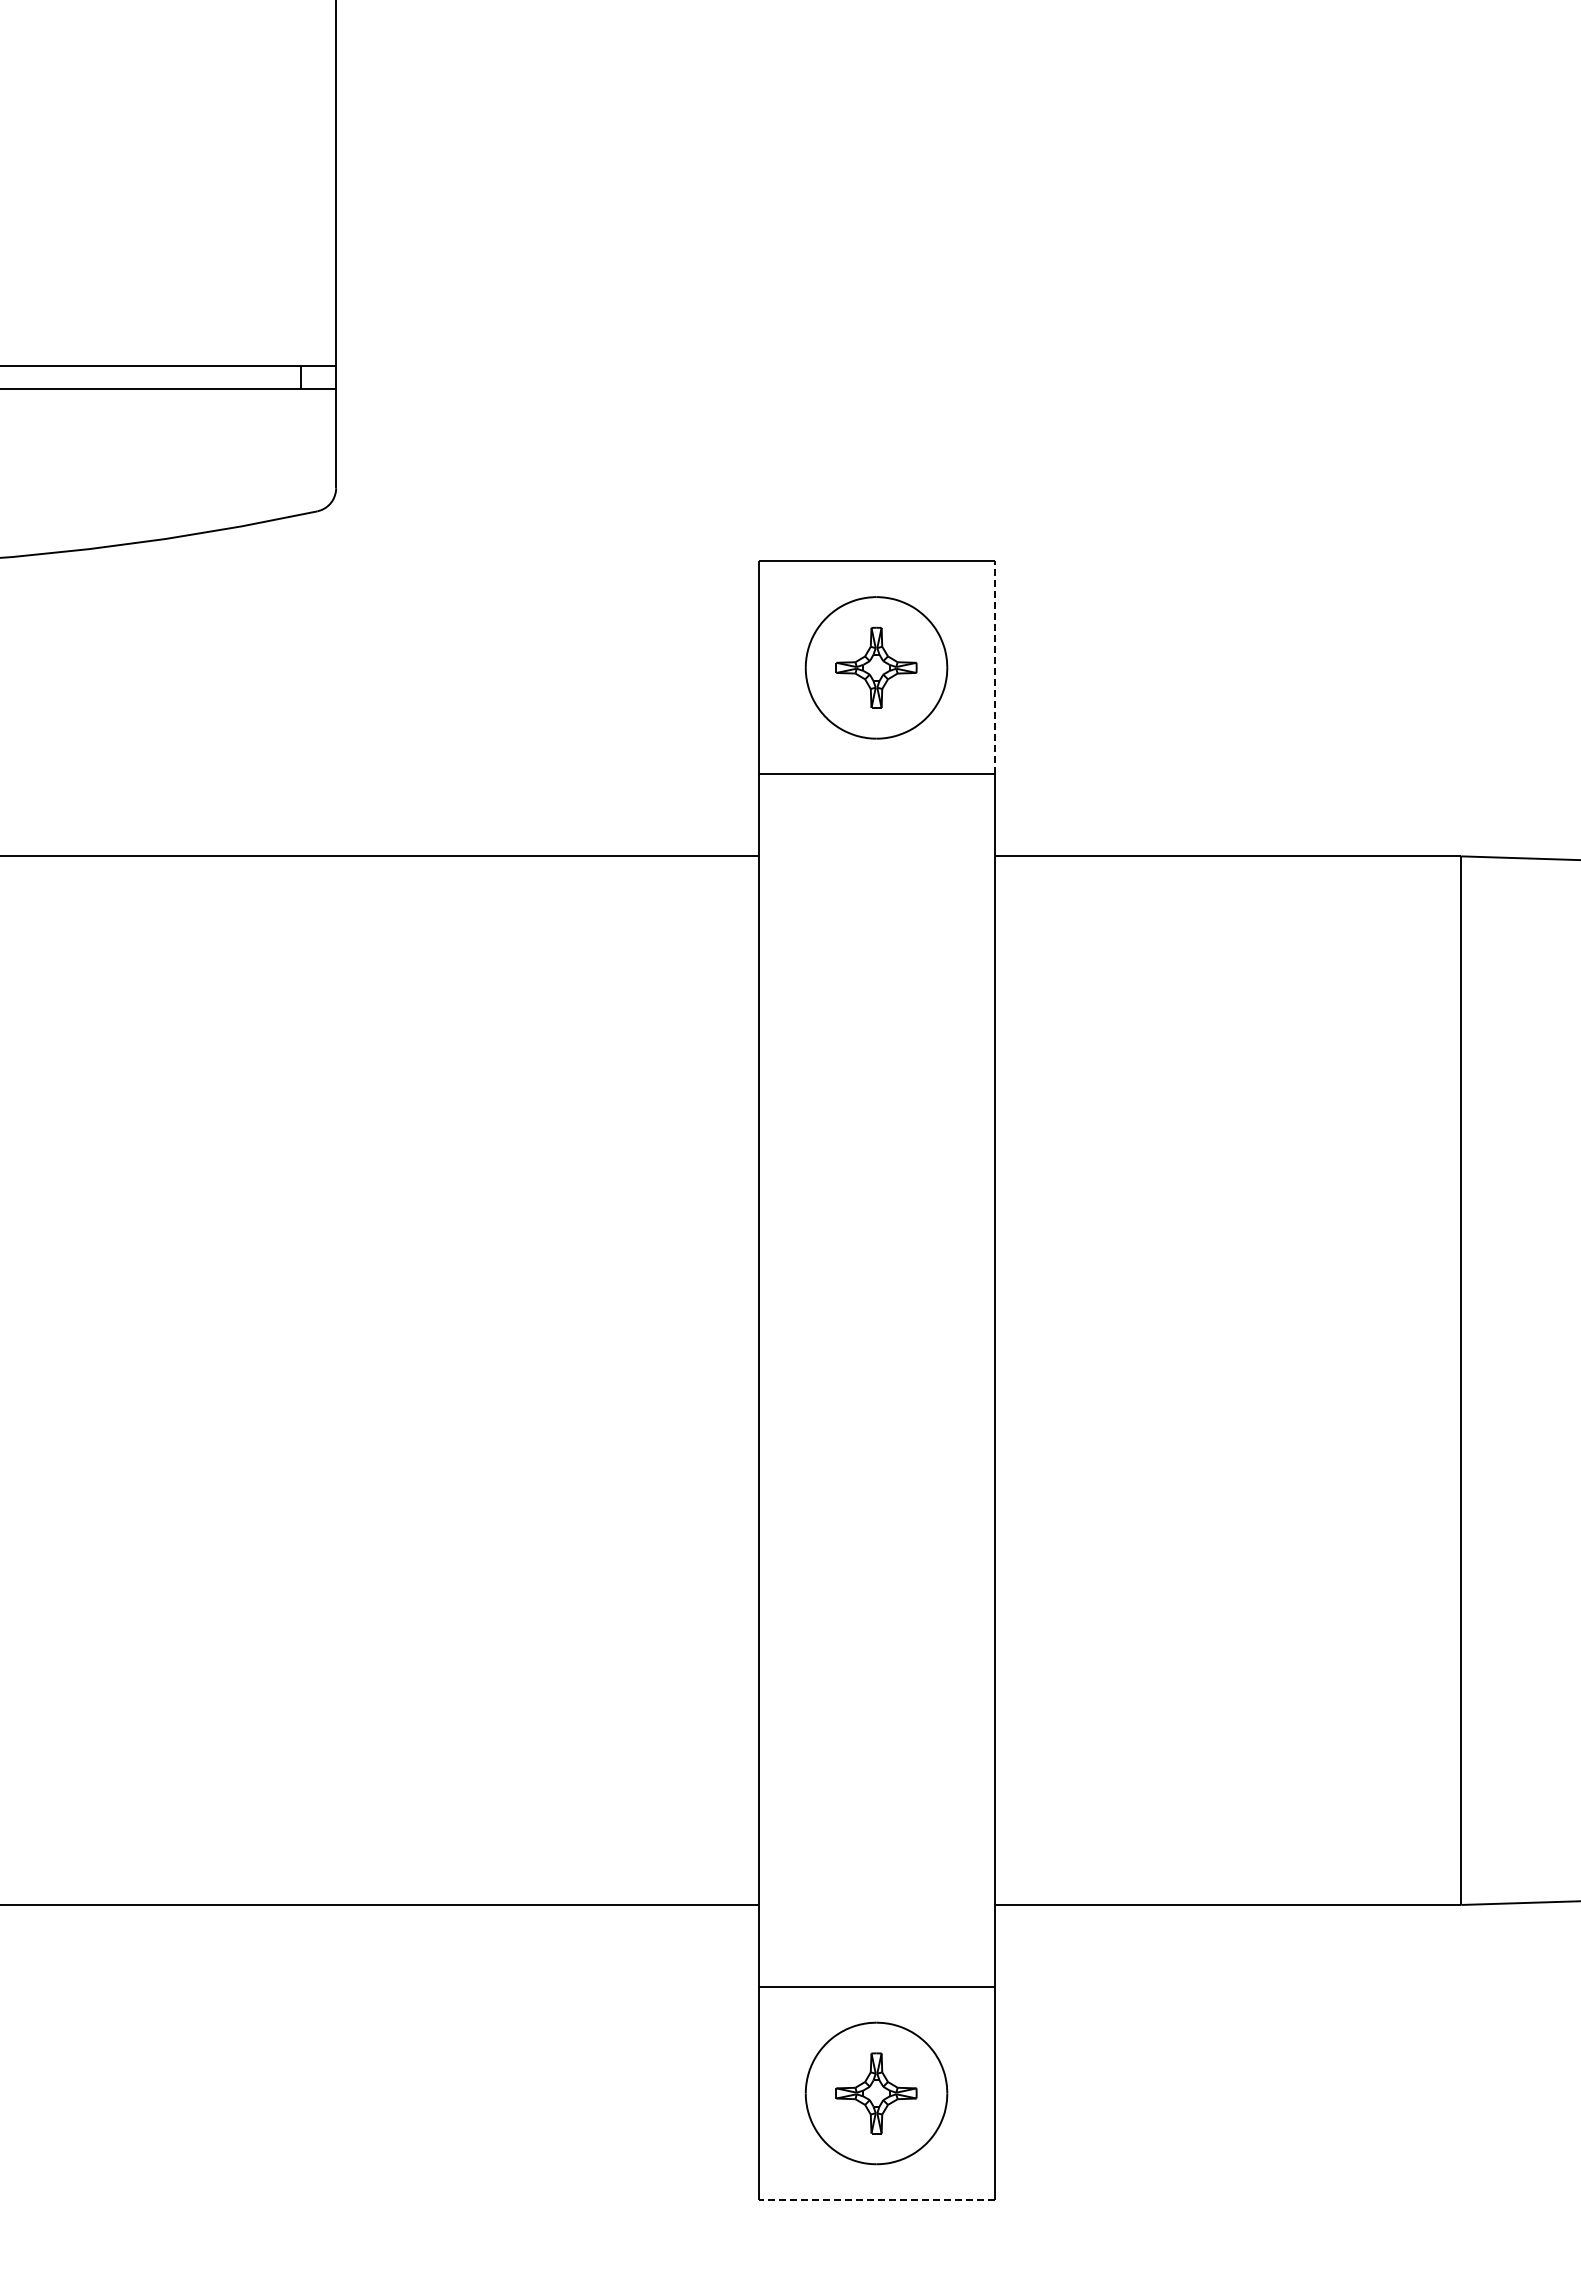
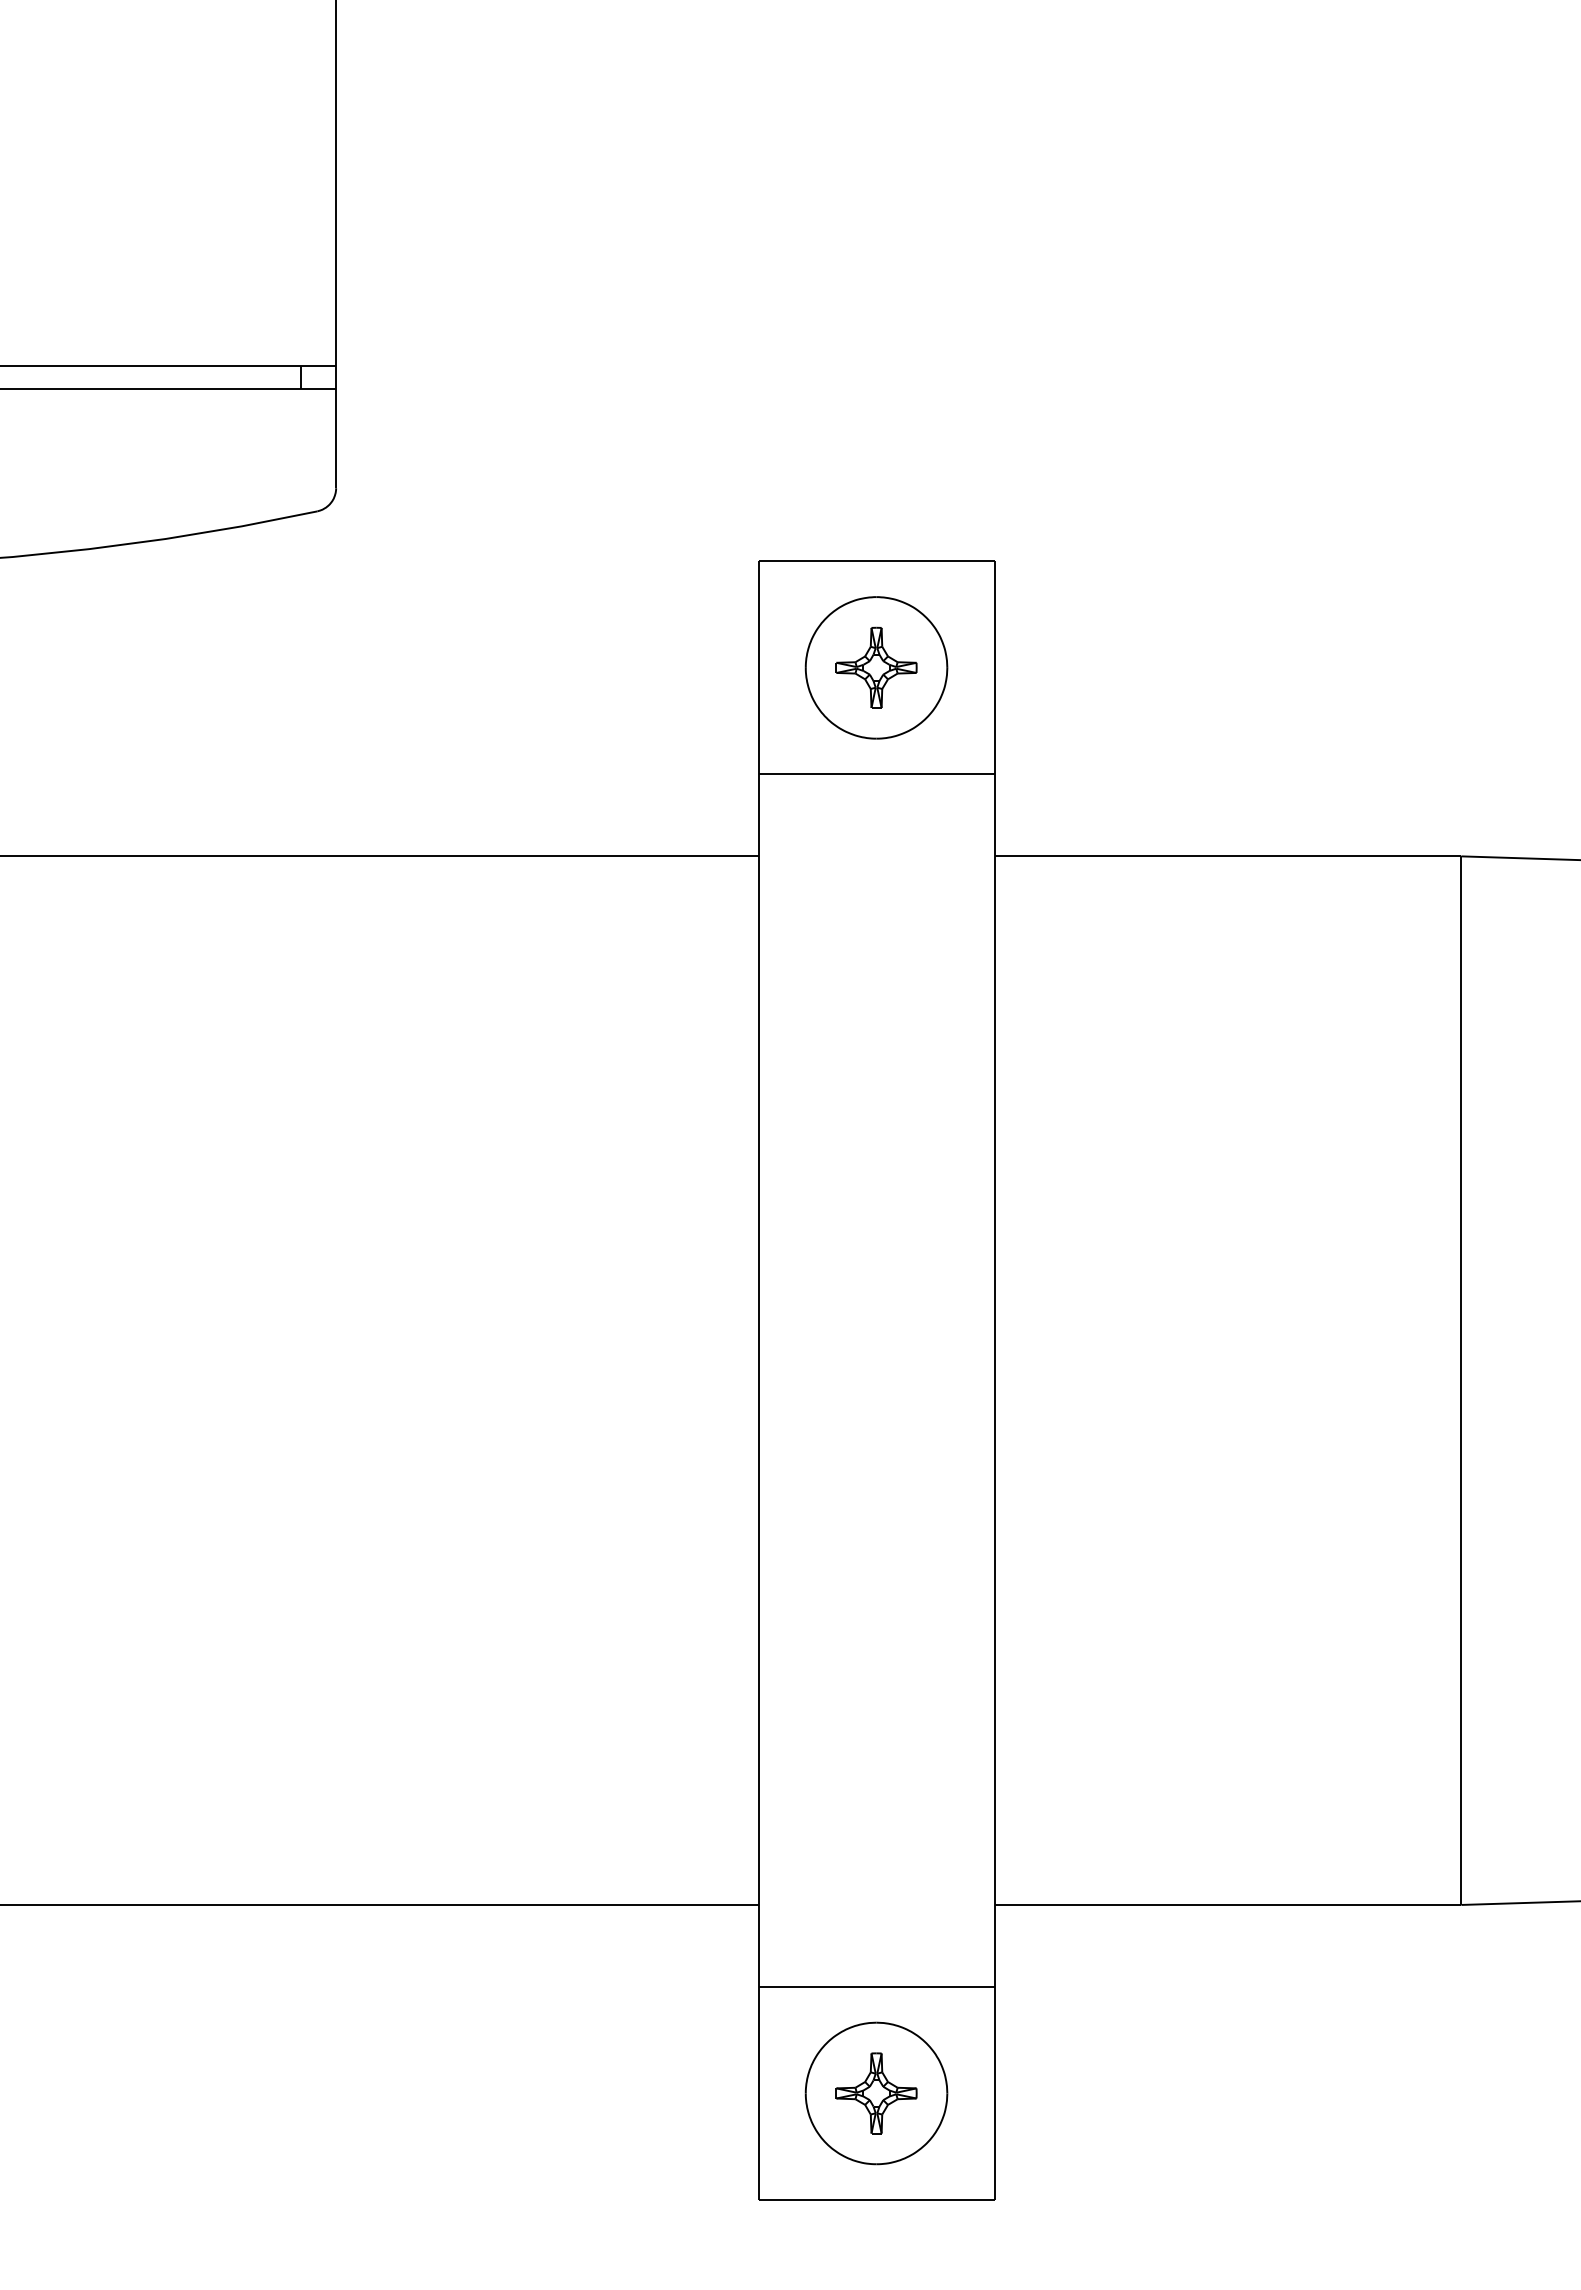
line: dashed -> solid (994, 667)
line: dashed -> solid (876, 2199)
